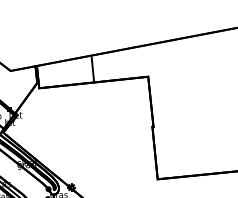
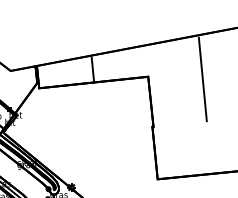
line: none -> present (202, 79)
